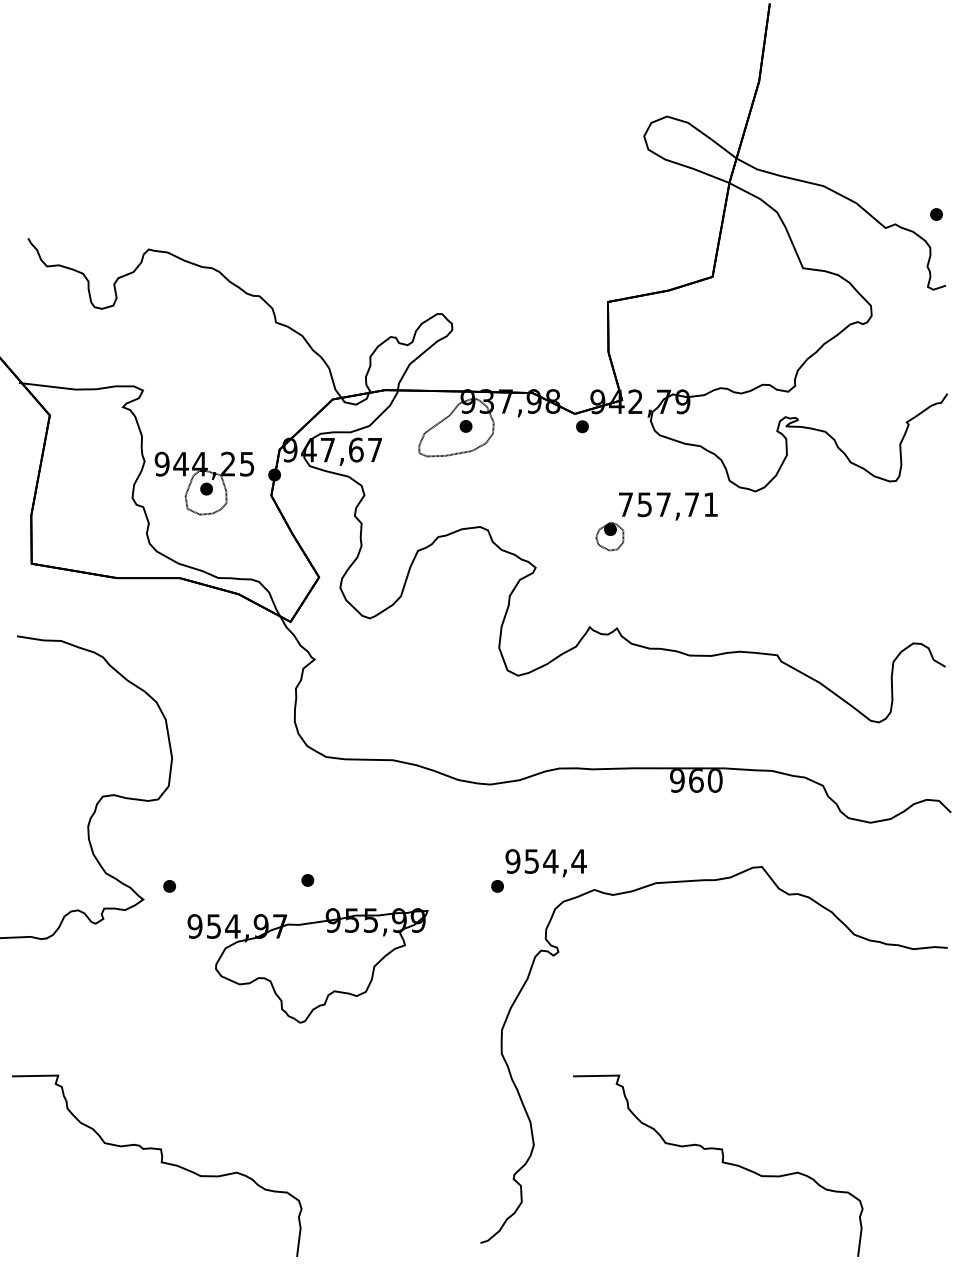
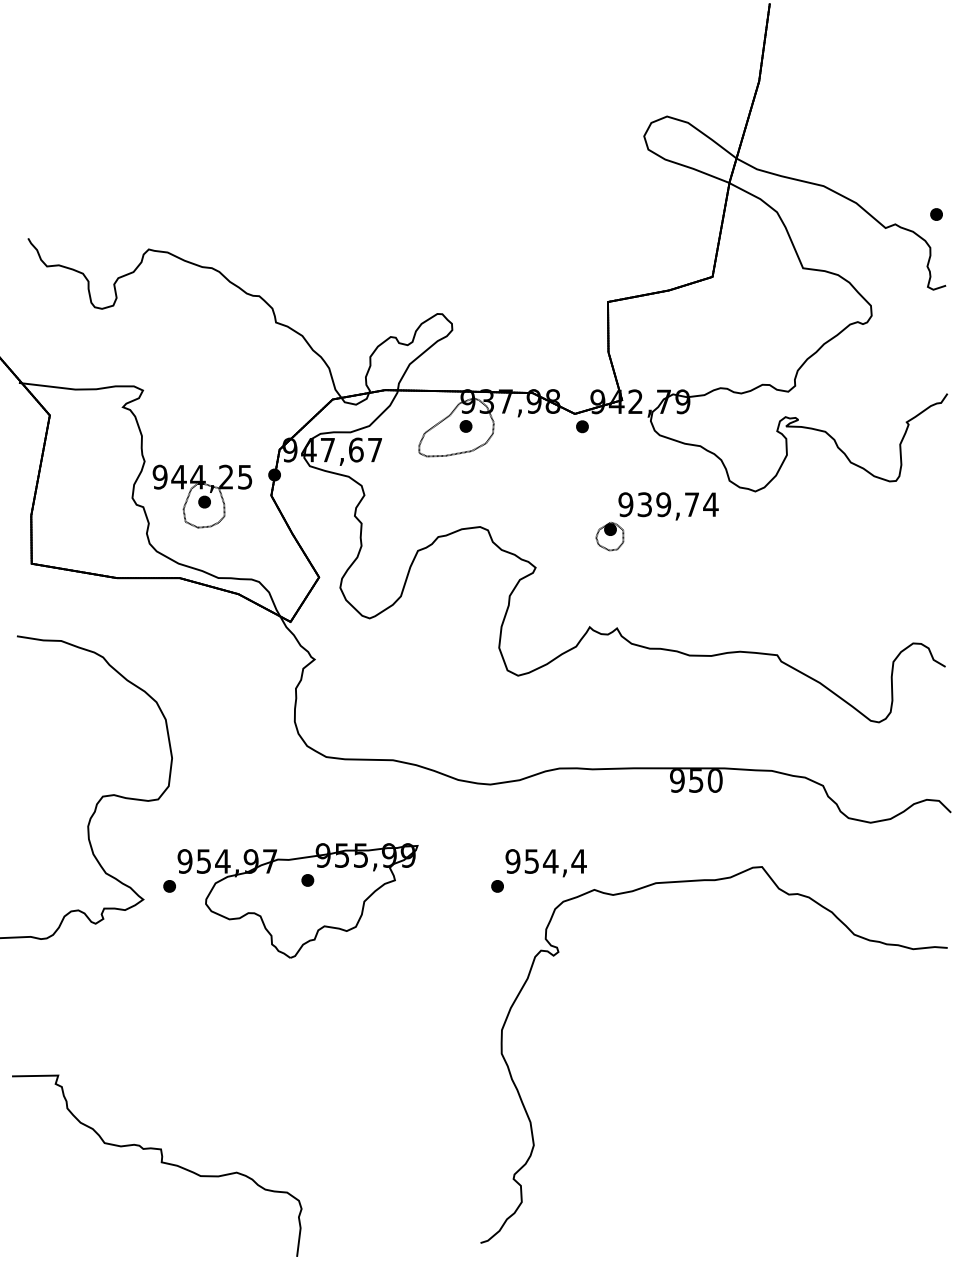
part position: (204, 483) -> (202, 496) (202, 496)
text: 757,71 -> 939,74 (668, 504)
text: 960 -> 950 (696, 780)
part position: (307, 965) -> (297, 900) (297, 900)
curve: present -> none (721, 1162)
